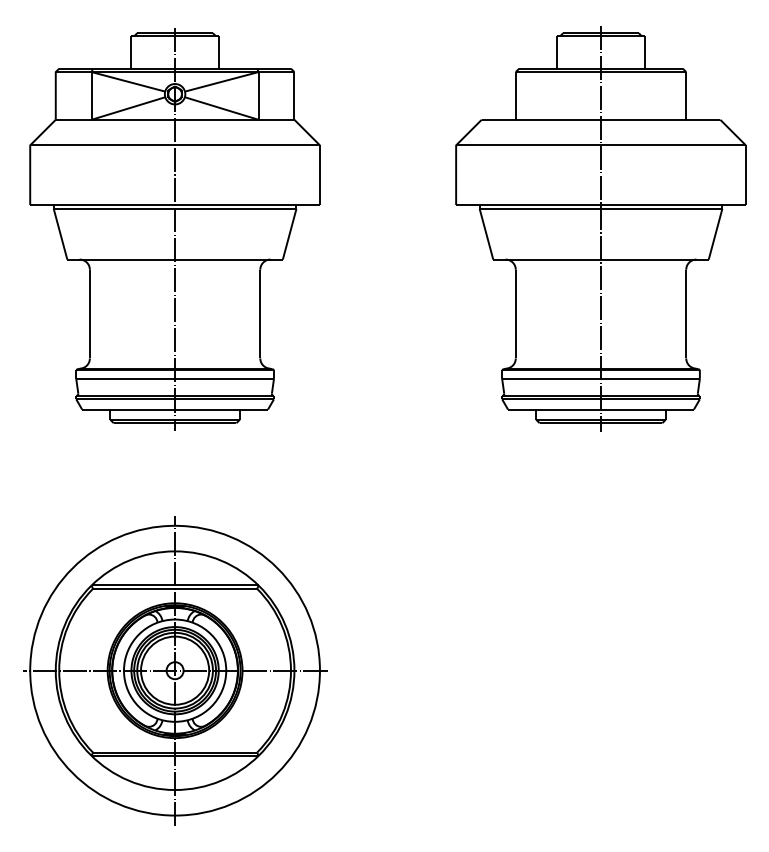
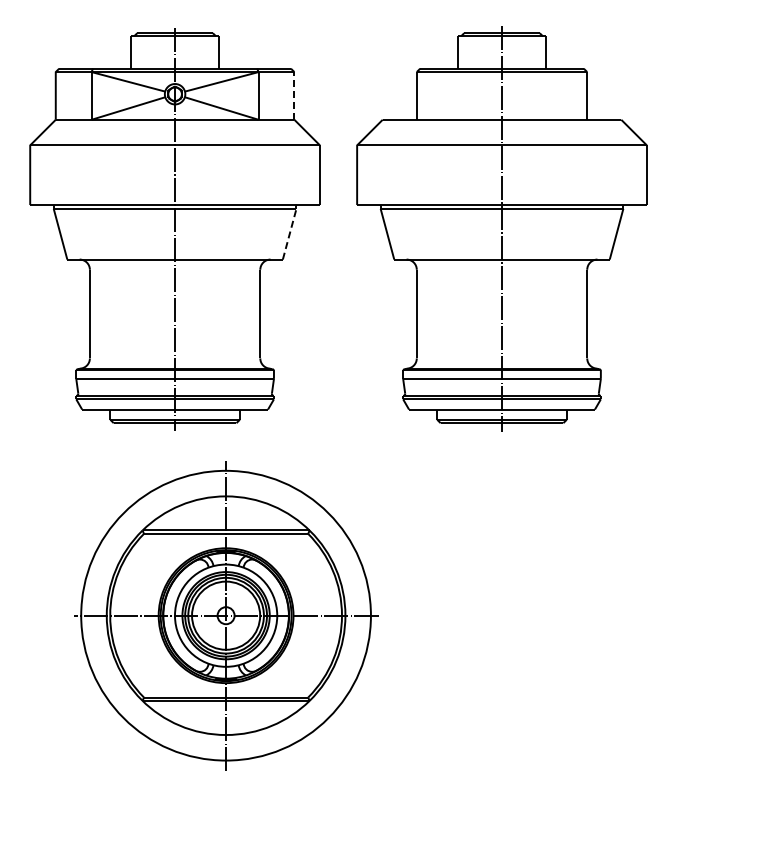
line: solid -> dashed (294, 95)
part position: (600, 228) -> (501, 228) (501, 228)
line: solid -> dashed (289, 233)
part position: (175, 670) -> (226, 615) (226, 615)
